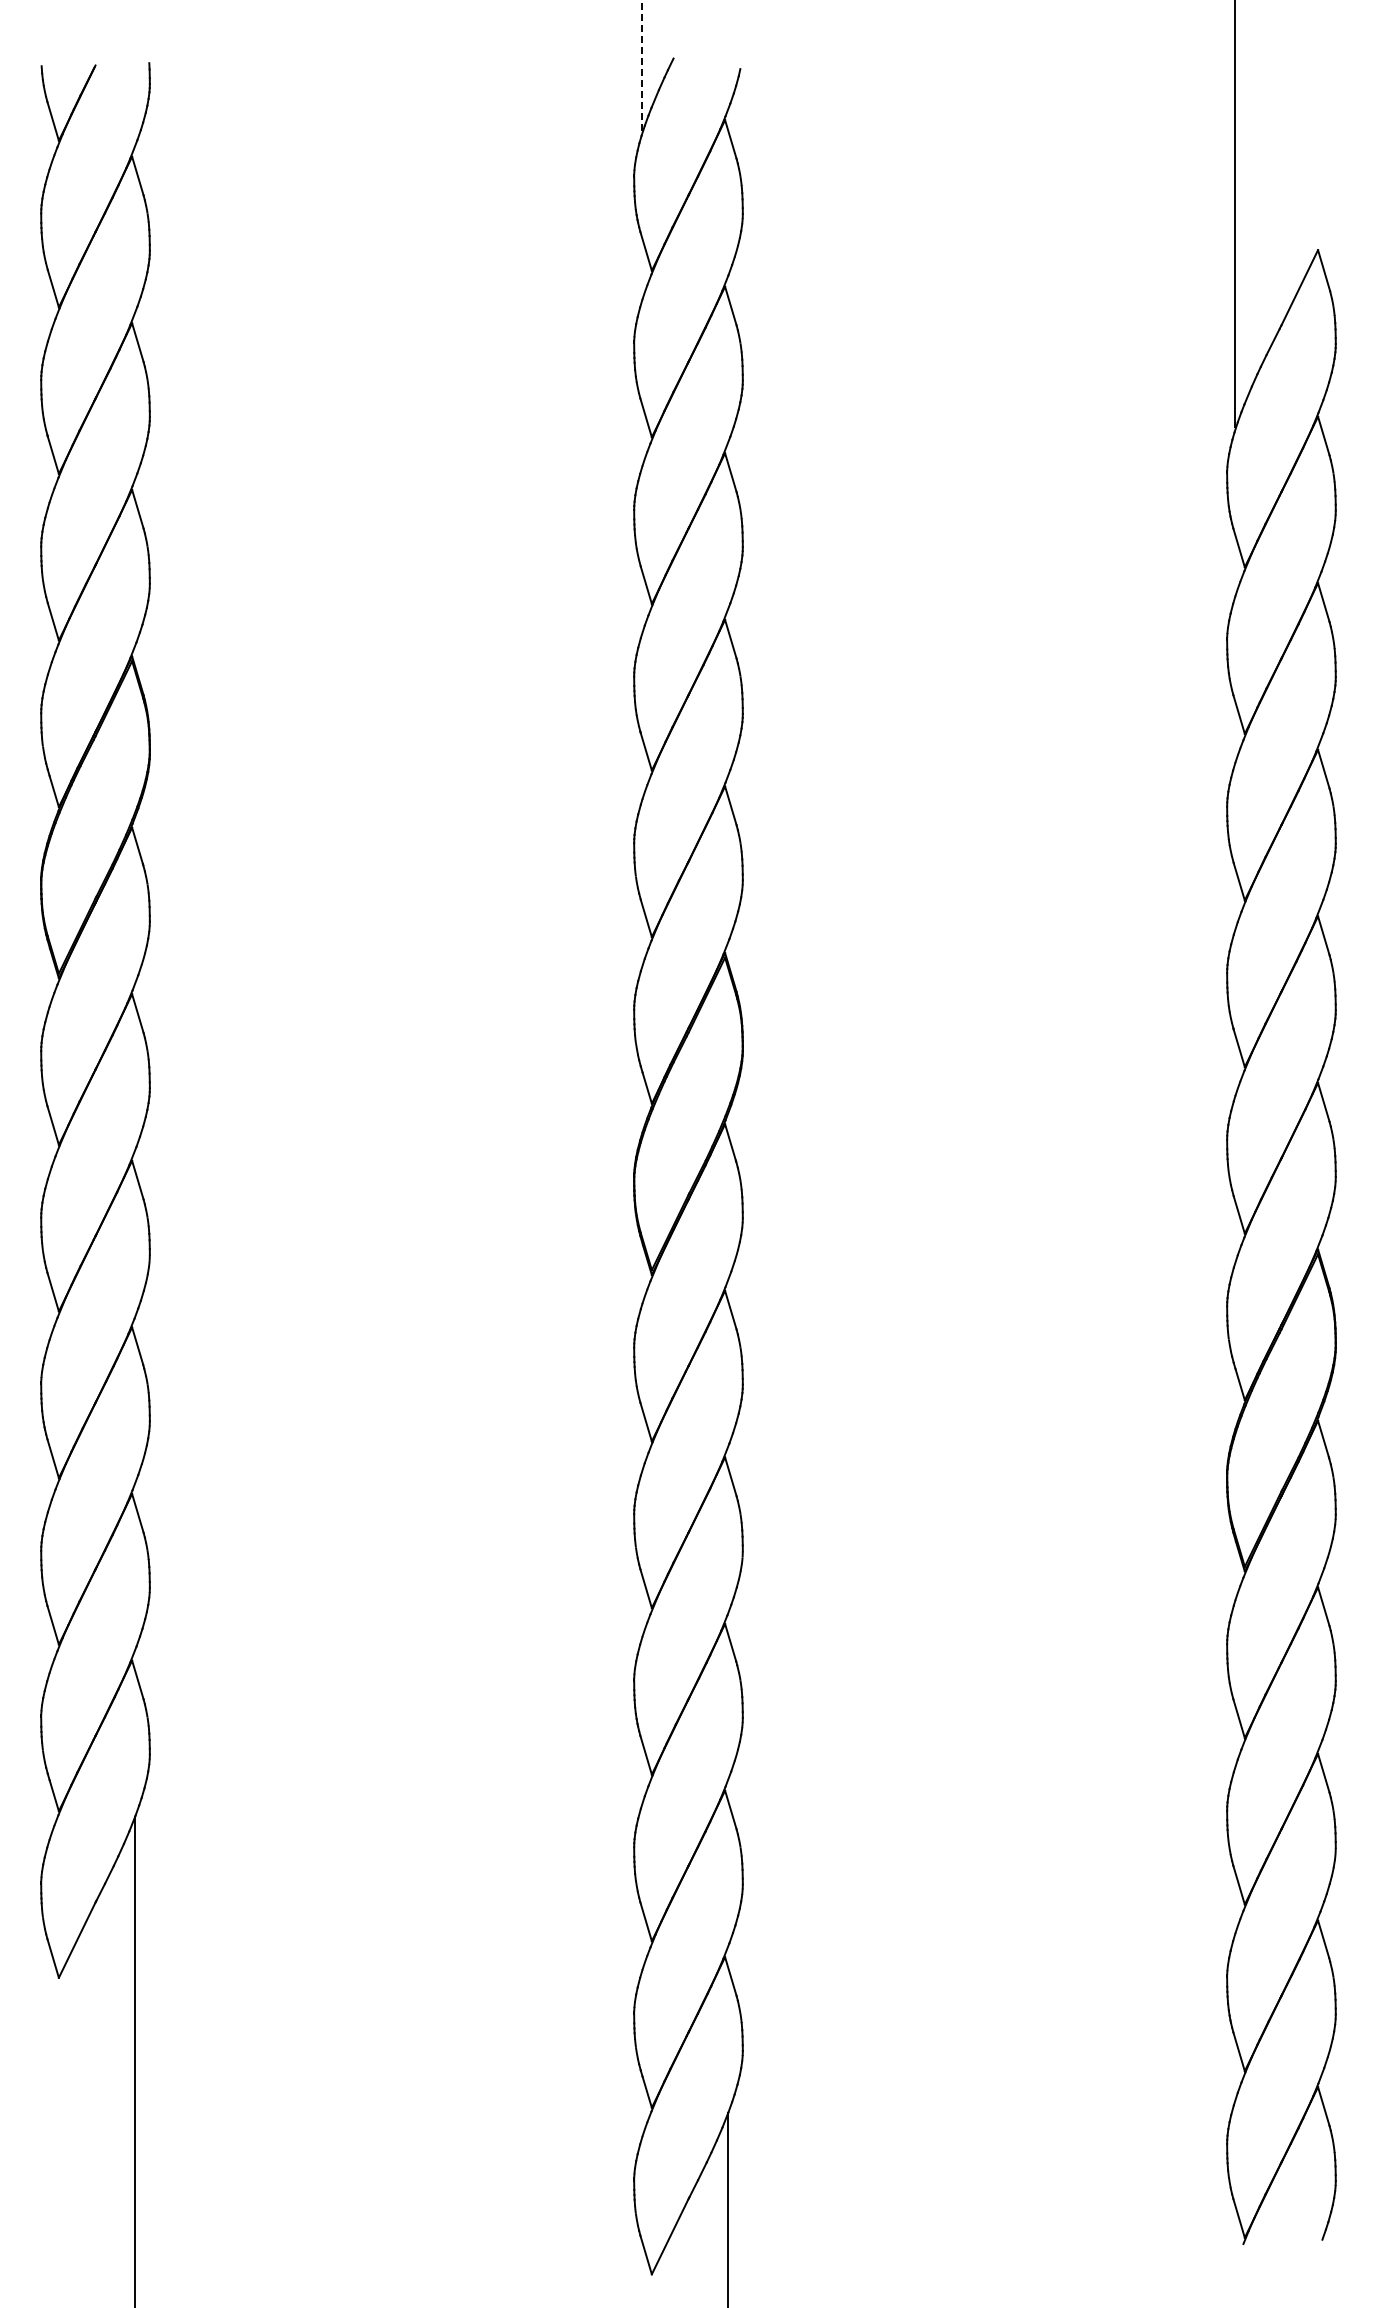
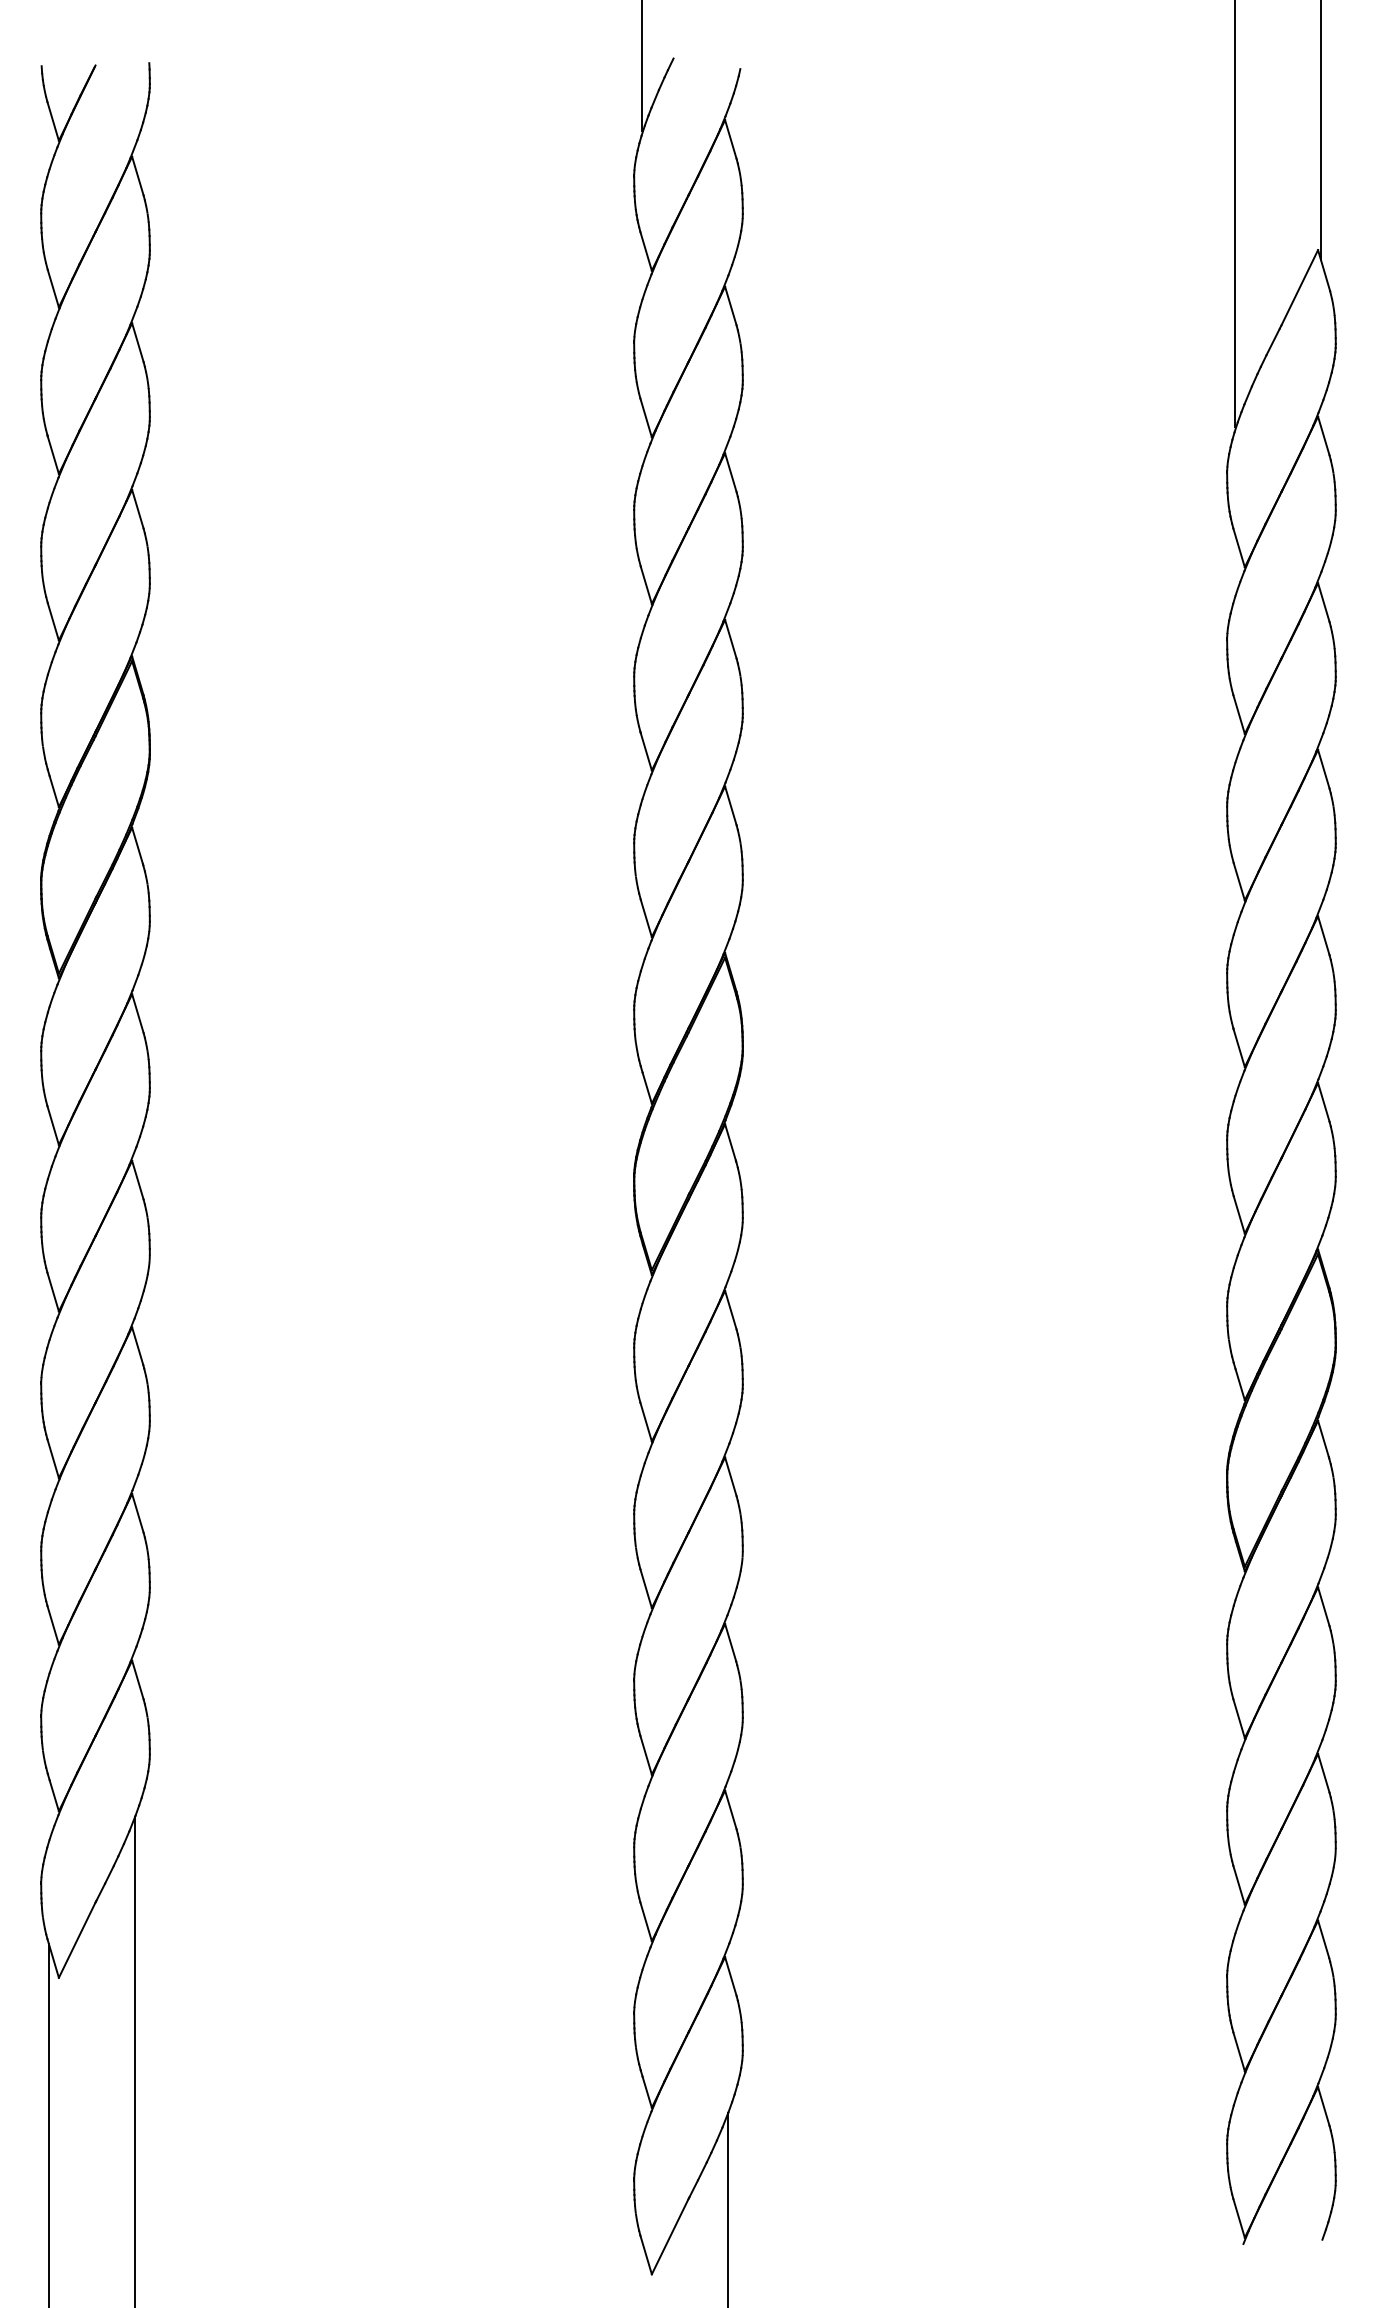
line: dashed -> solid (641, 65)
line: none -> present (1321, 131)
line: none -> present (49, 2124)
